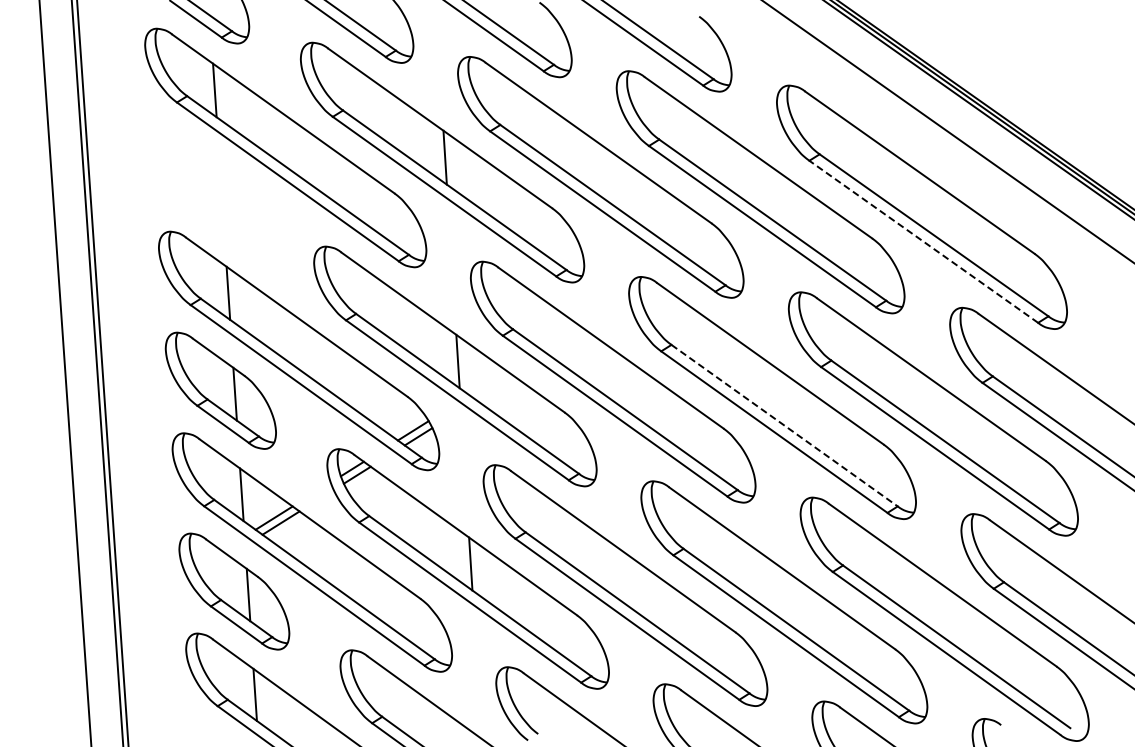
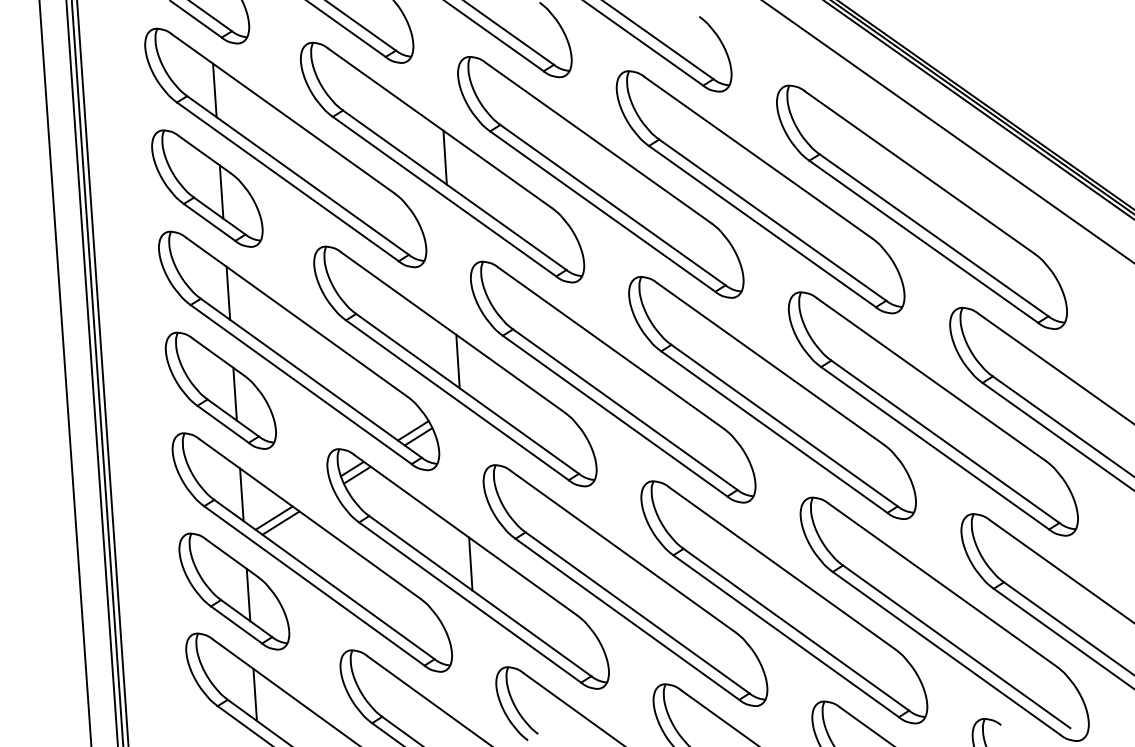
part: none -> present (207, 188)
line: dashed -> solid (923, 241)
line: none -> present (91, 372)
line: dashed -> solid (785, 425)
